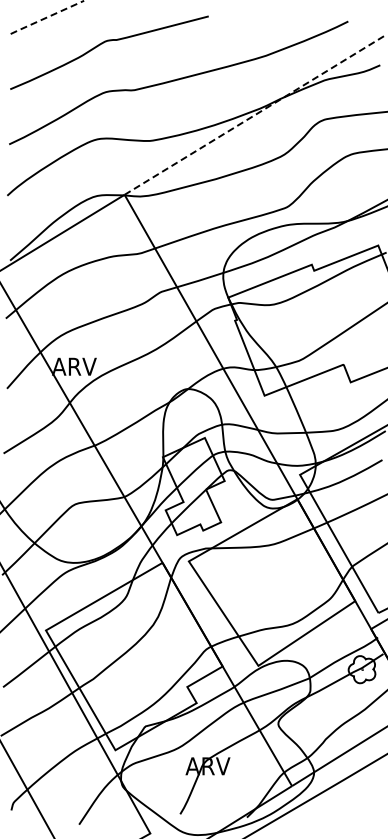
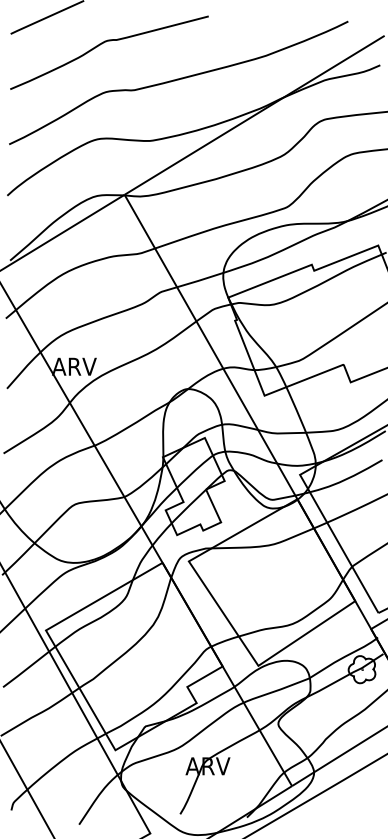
line: dashed -> solid (47, 17)
line: dashed -> solid (255, 115)
